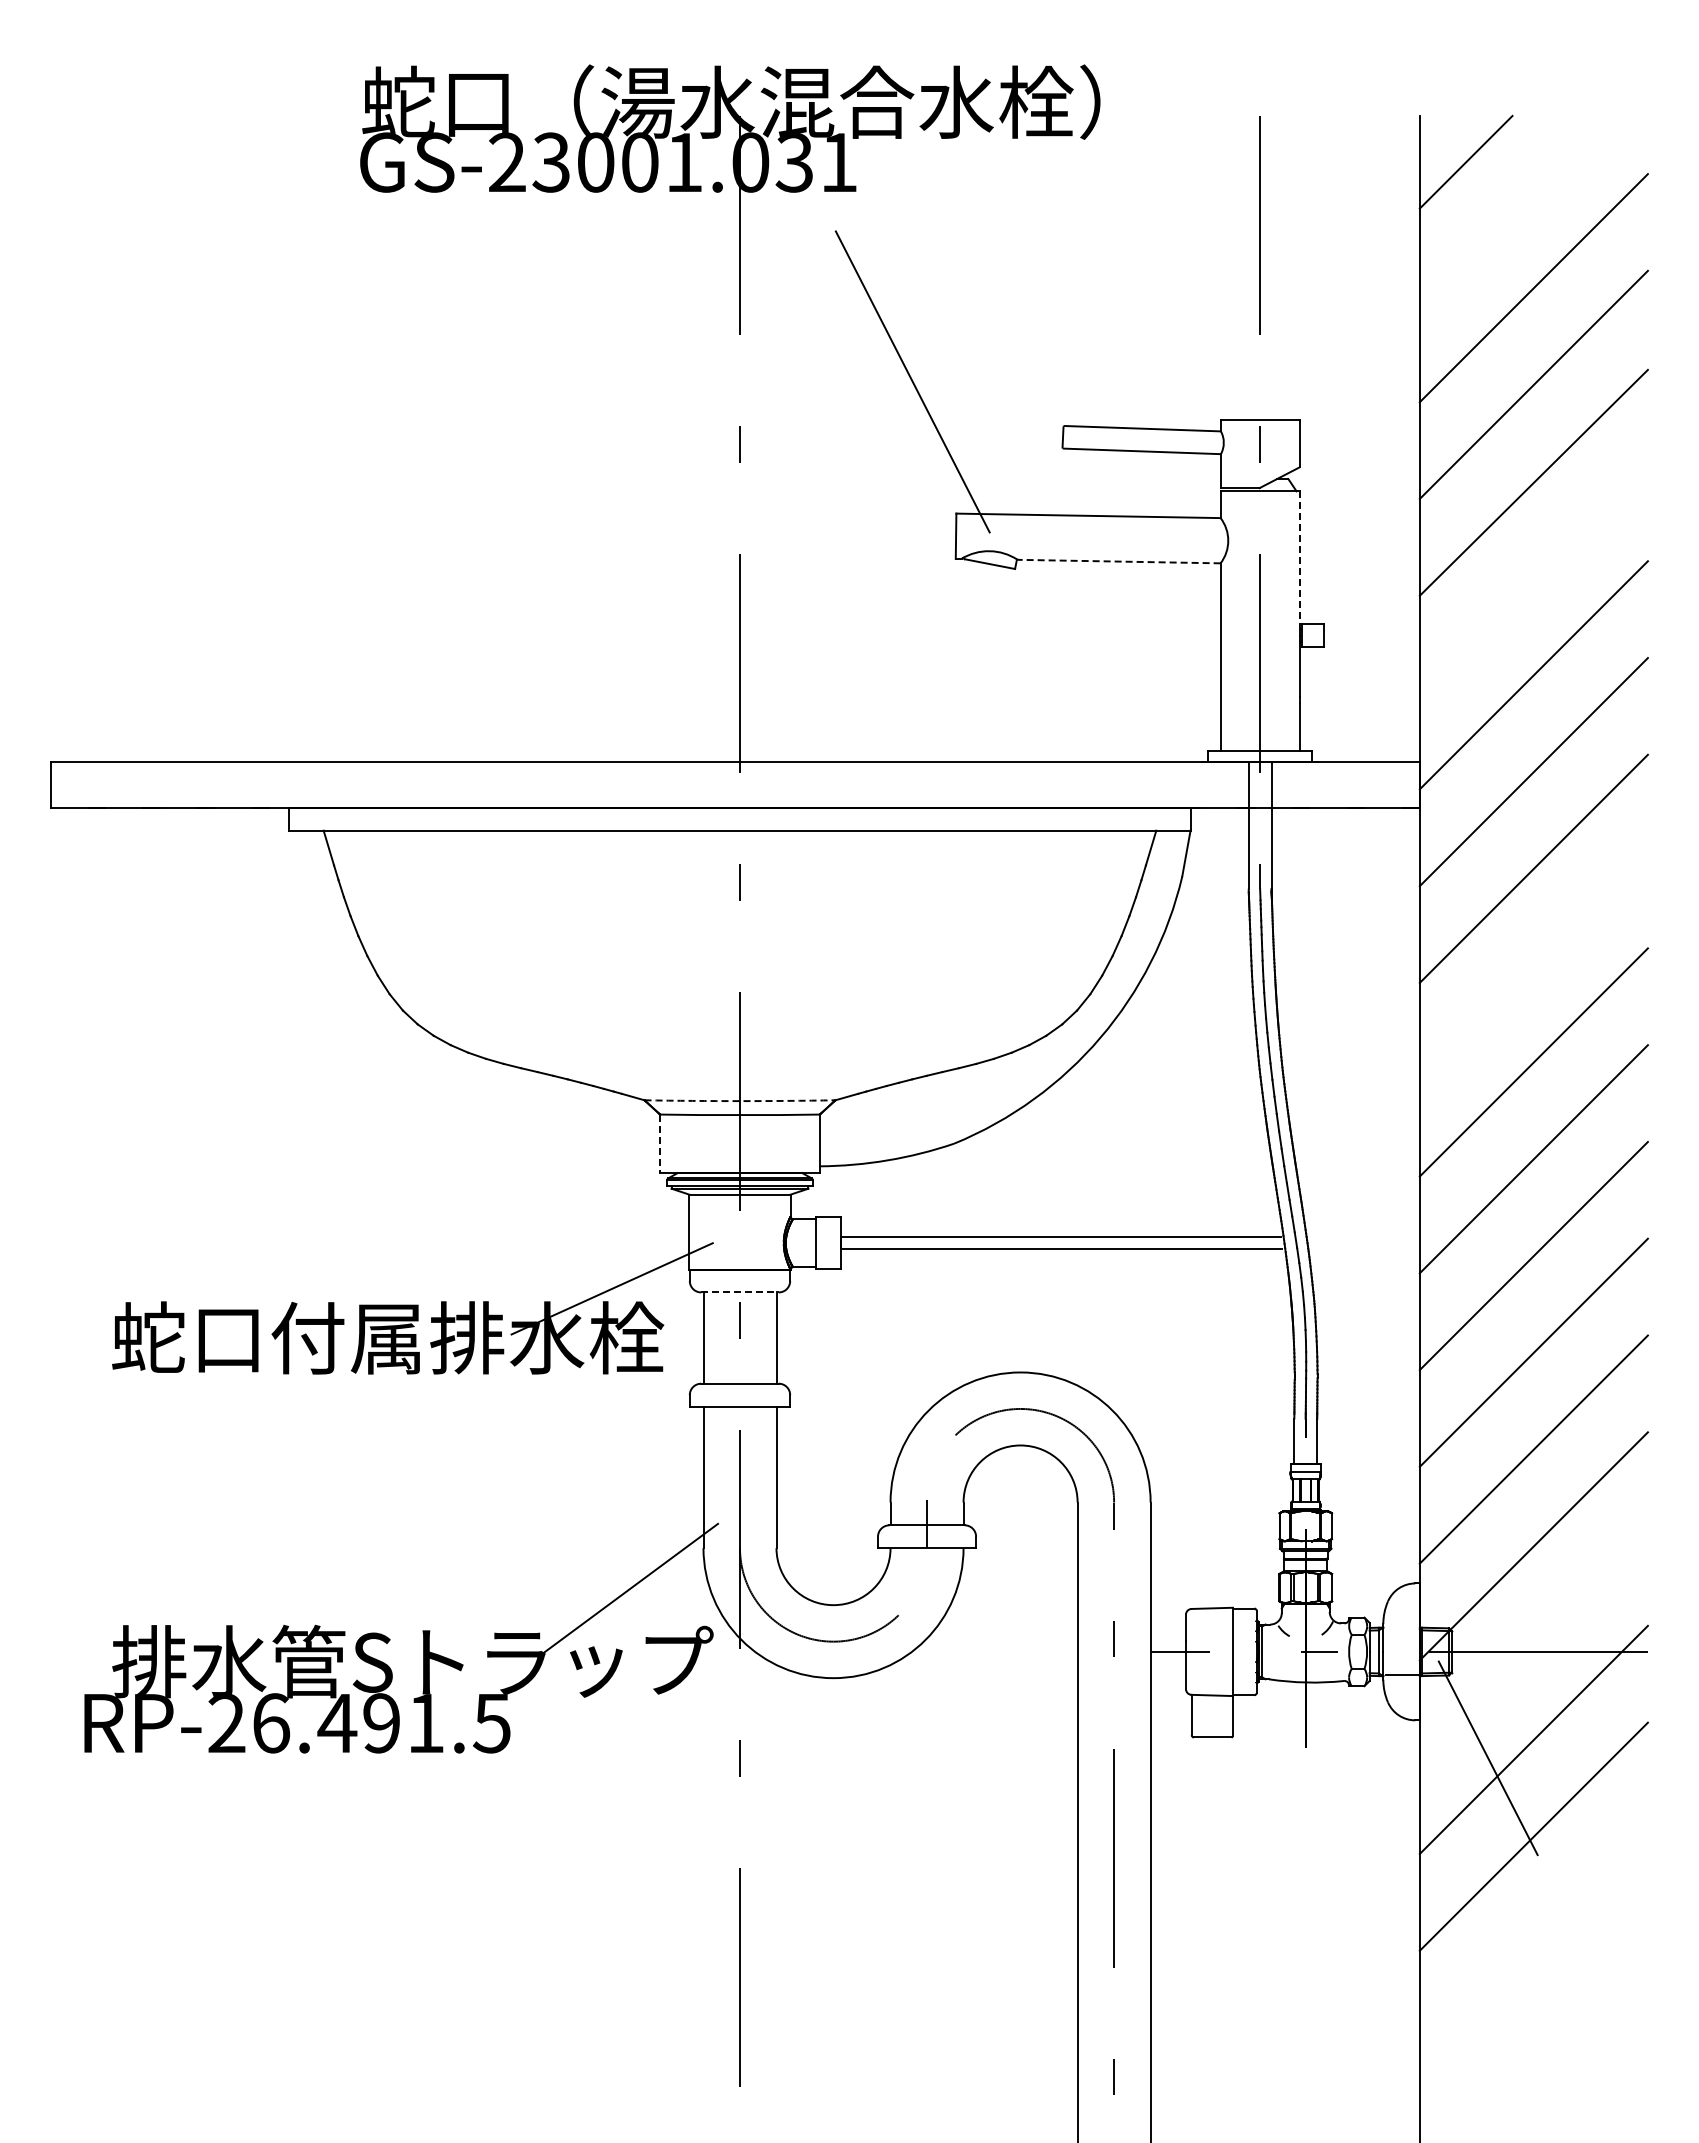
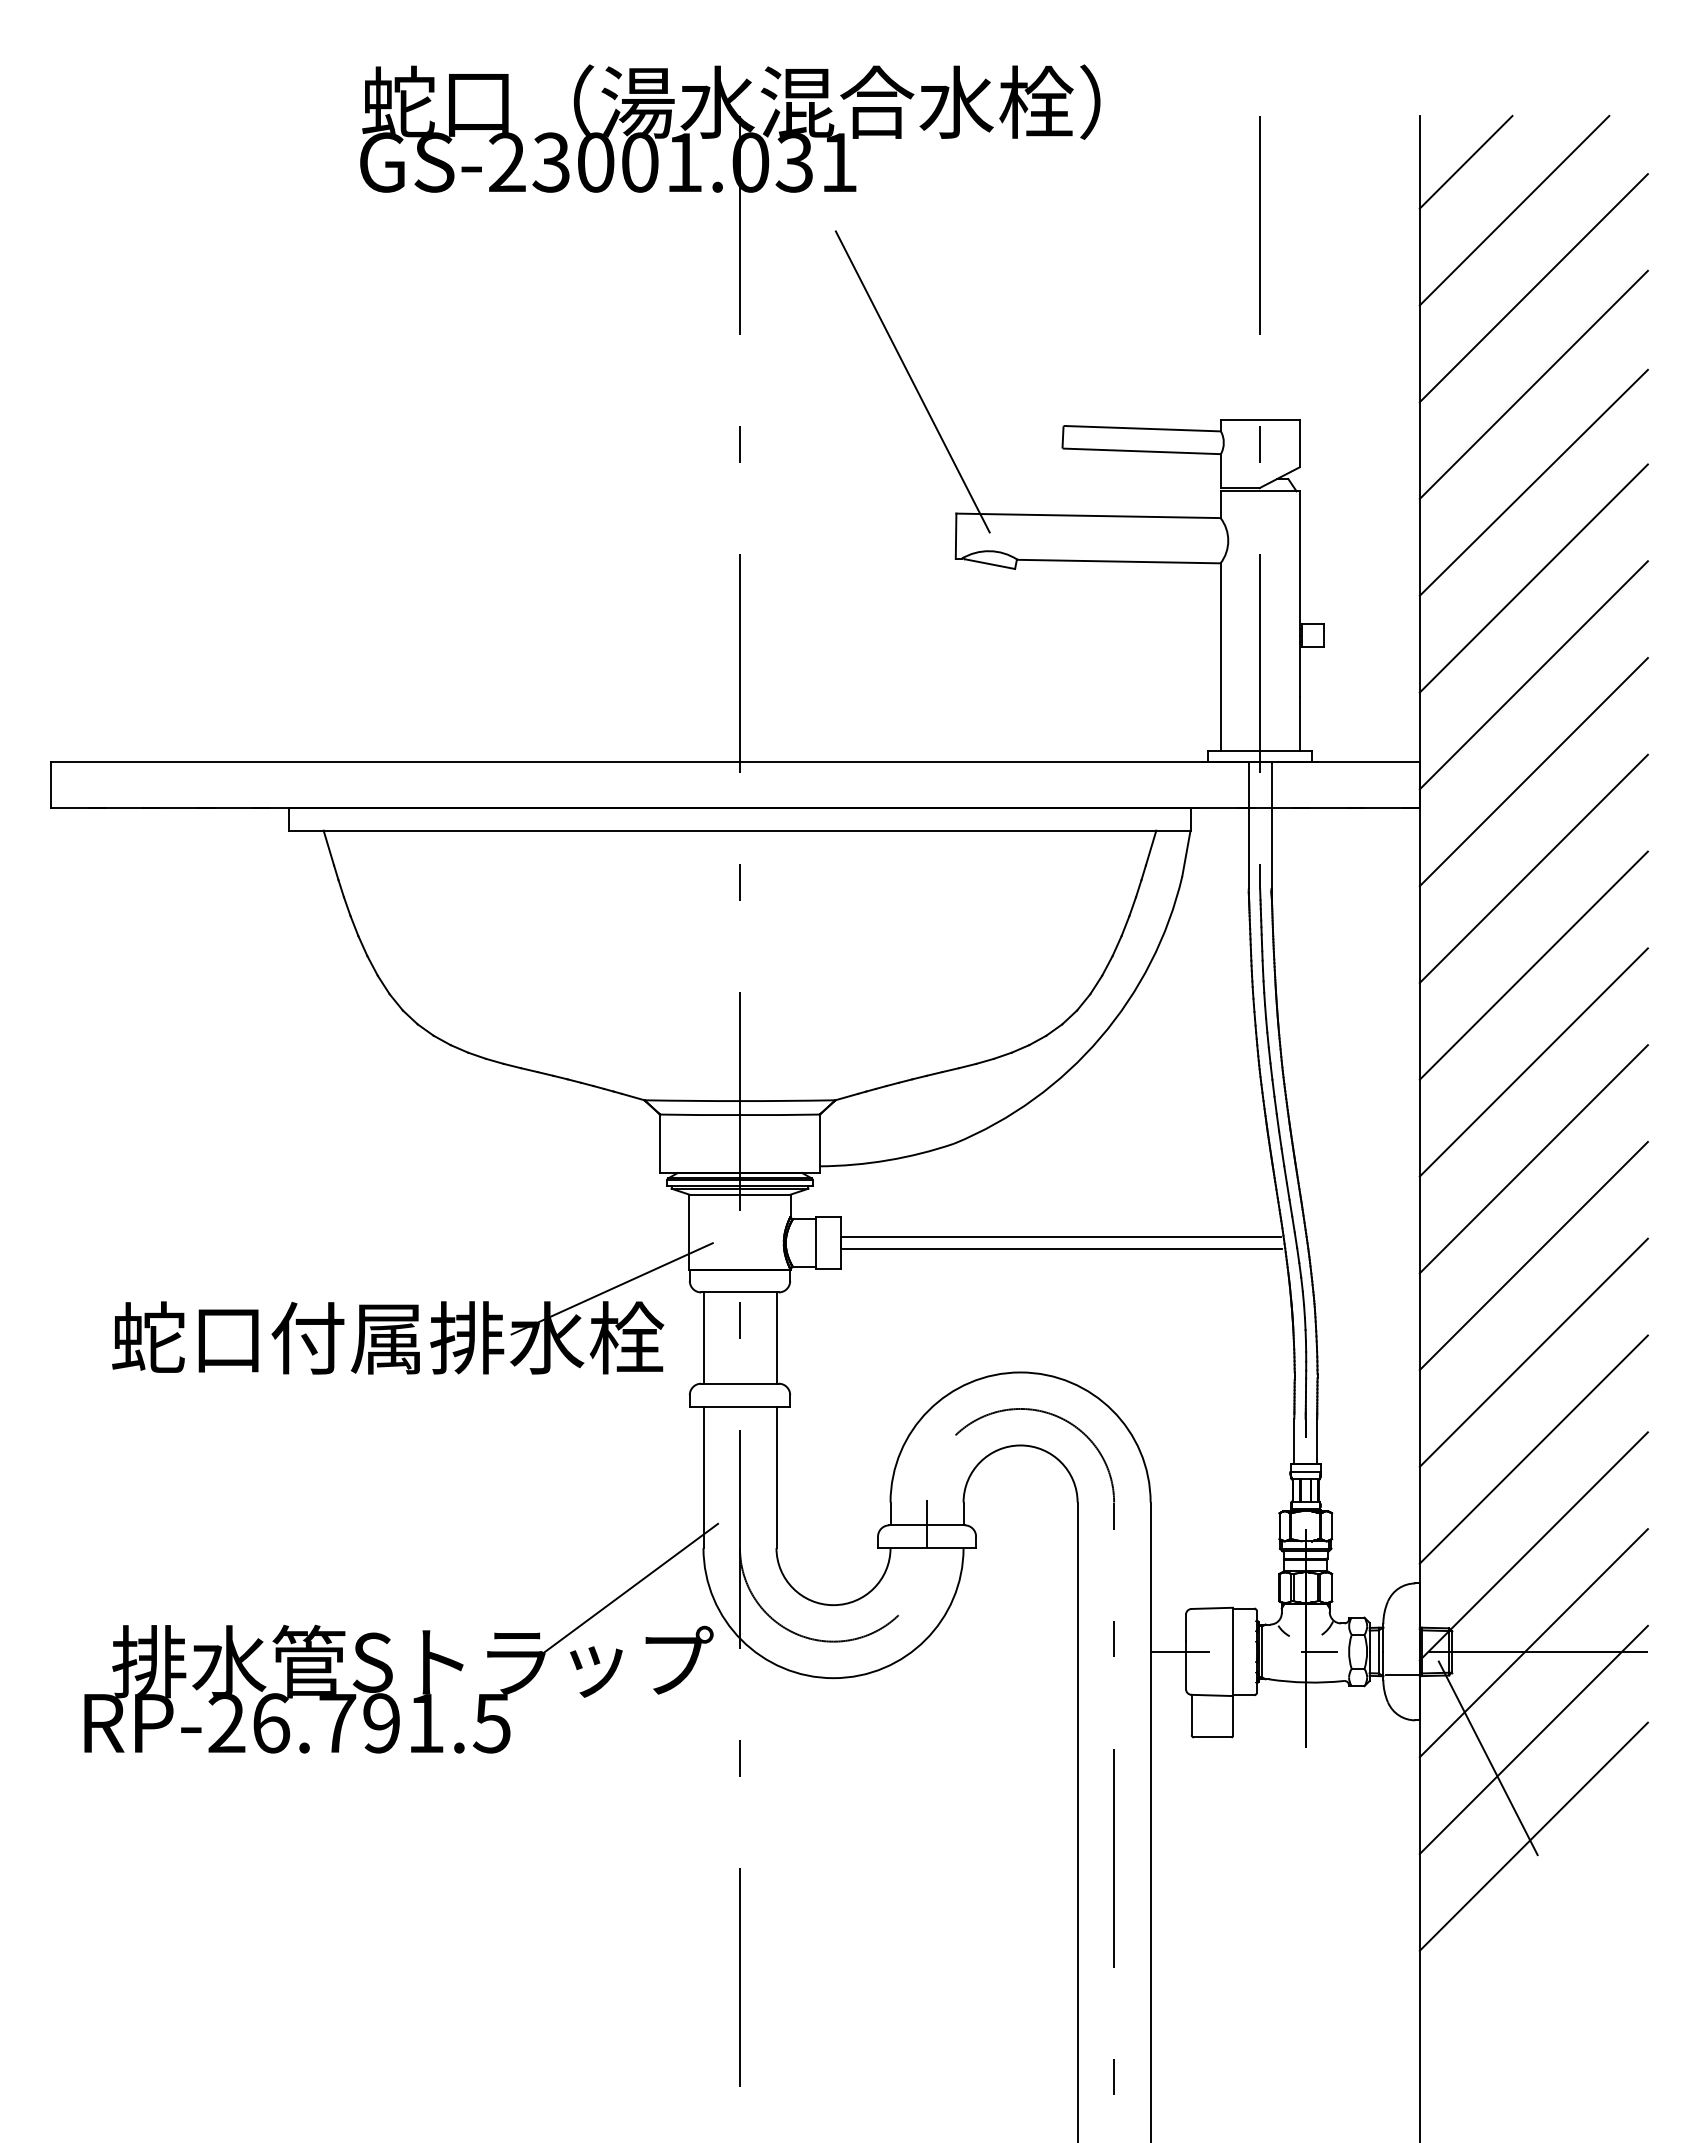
line: none -> present (1514, 210)
line: dashed -> solid (1299, 560)
line: dashed -> solid (1119, 561)
line: none -> present (1533, 578)
line: none -> present (1533, 965)
arc: dashed -> solid (739, 1101)
line: dashed -> solid (660, 1144)
line: dashed -> solid (739, 1292)
line: none -> present (1533, 1643)
text: RP-26.491.5 -> RP-26.791.5 (337, 1723)
